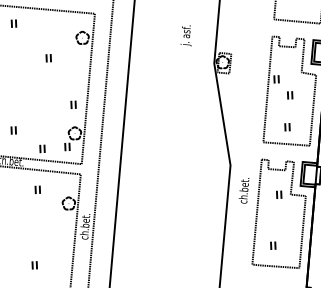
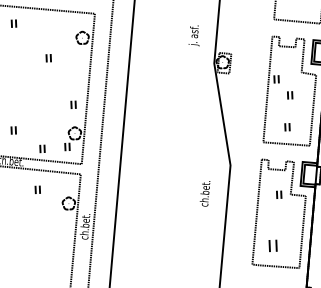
text position: (185, 35) -> (193, 35) (193, 35)
text position: (243, 190) -> (204, 193) (204, 193)
part size: 7x9 px -> 10x13 px (272, 245)
part: present -> none (34, 265)
